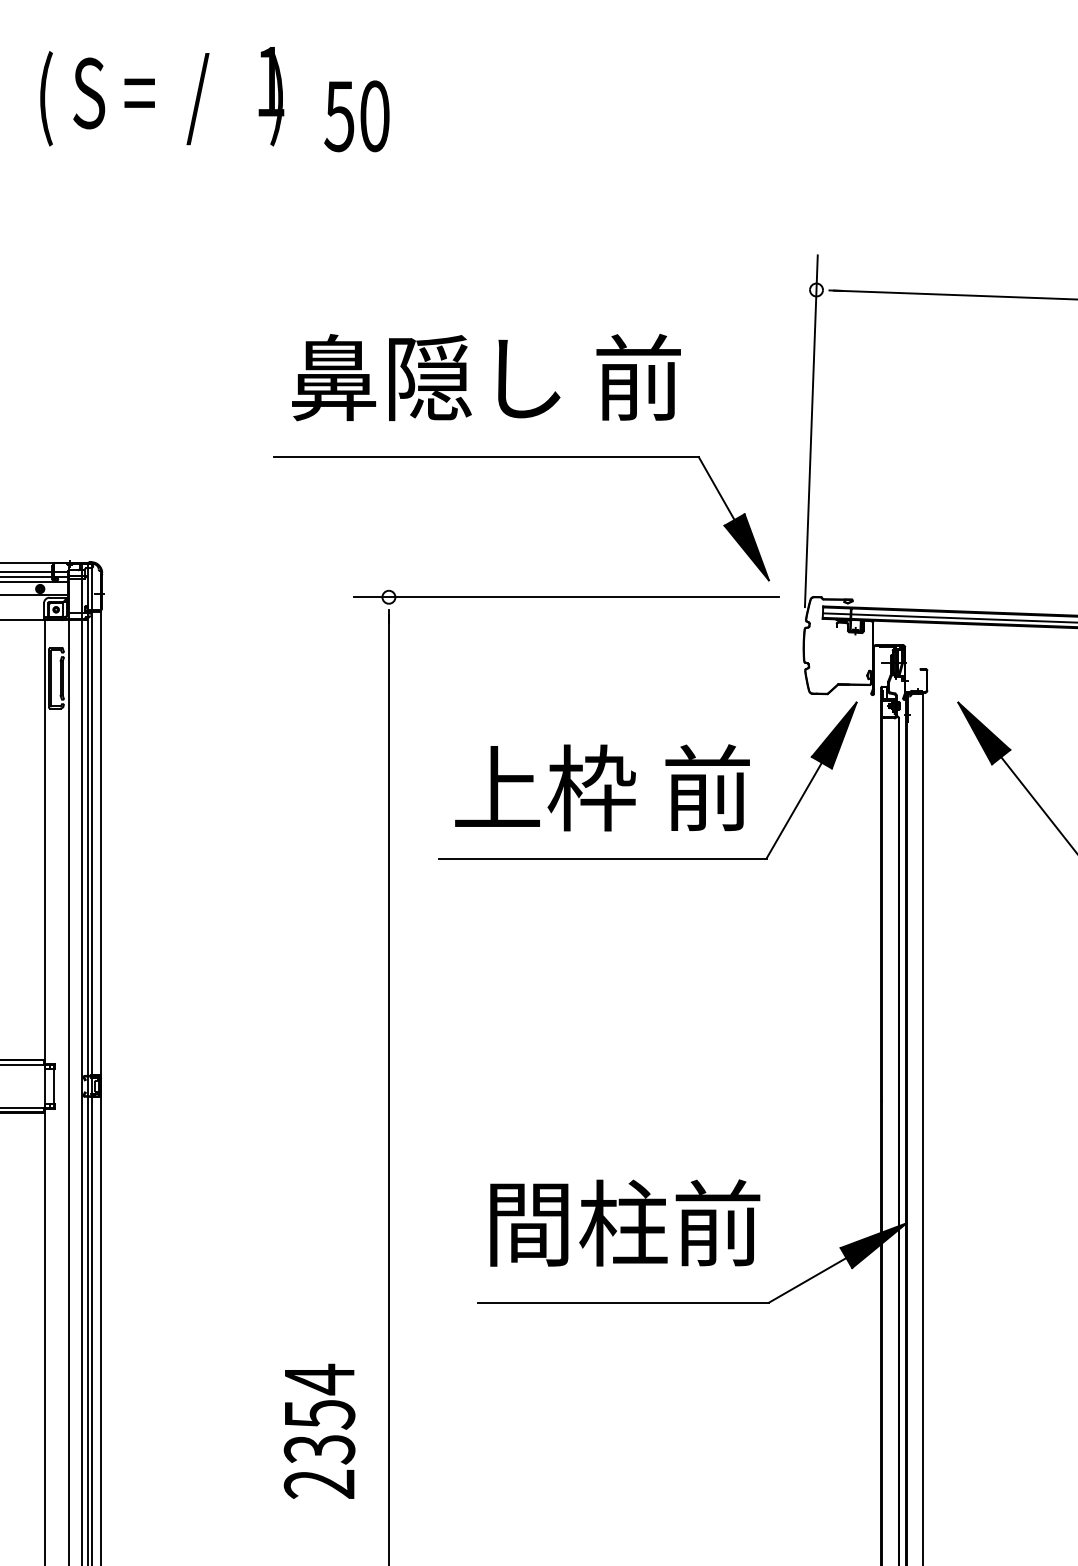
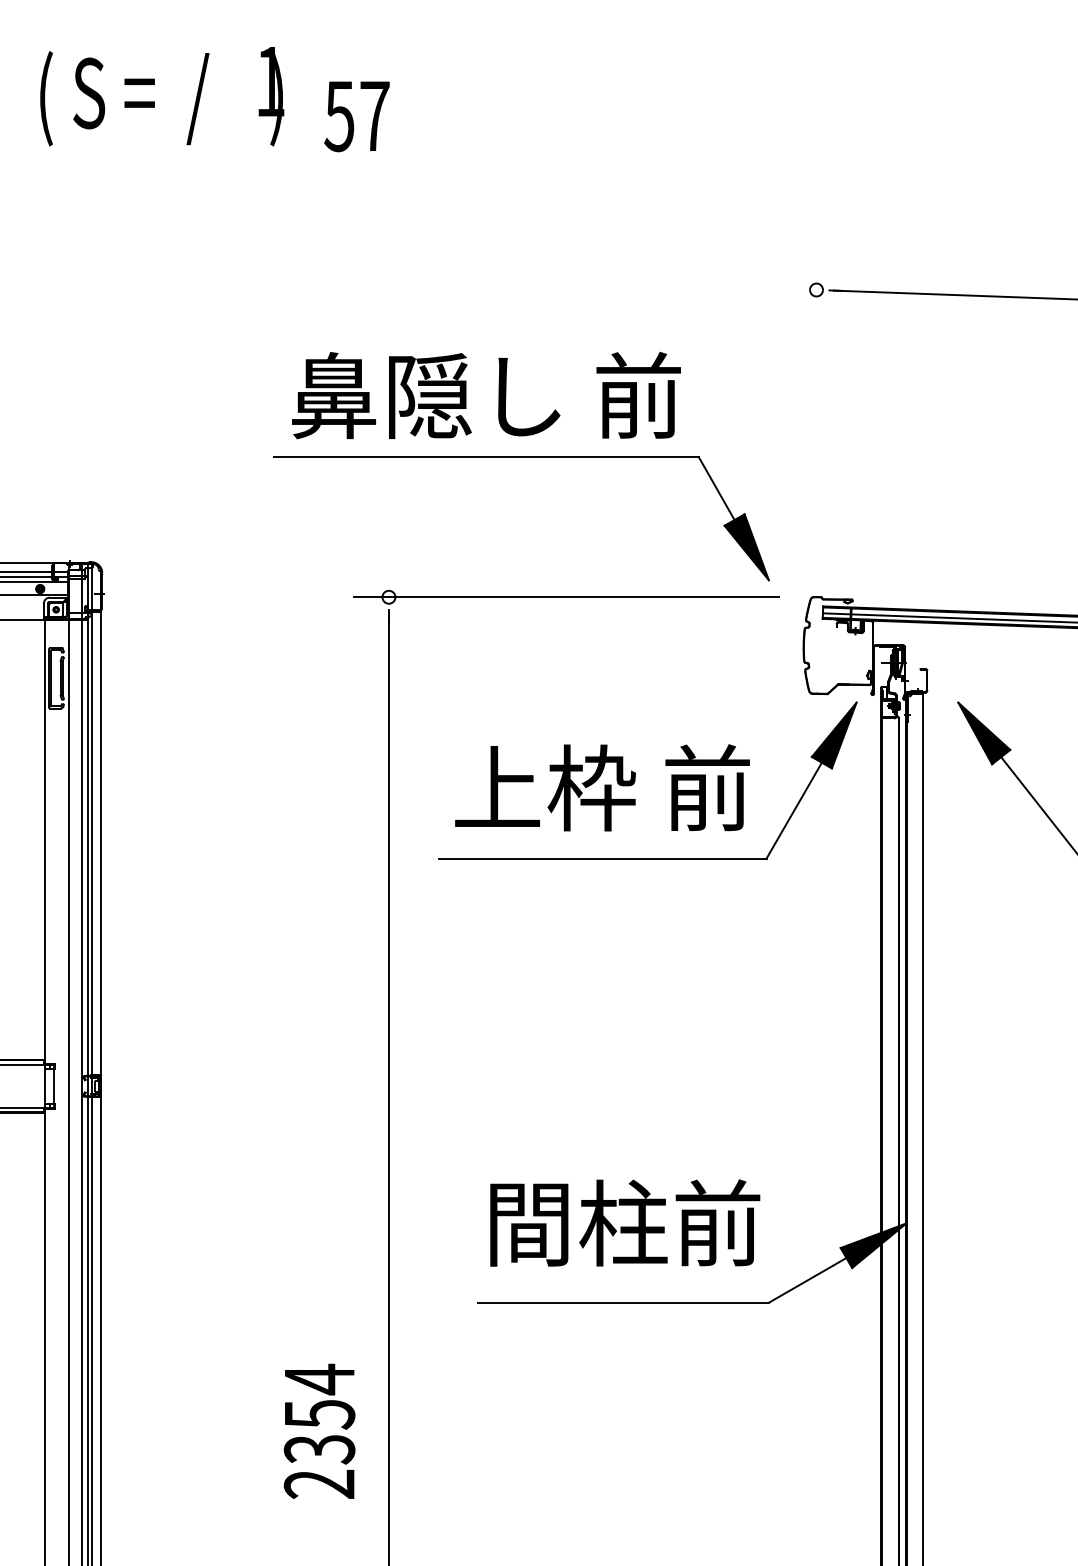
text: 50 -> 57 (374, 116)
text position: (486, 377) -> (486, 395) (486, 395)
line: present -> none (810, 431)
